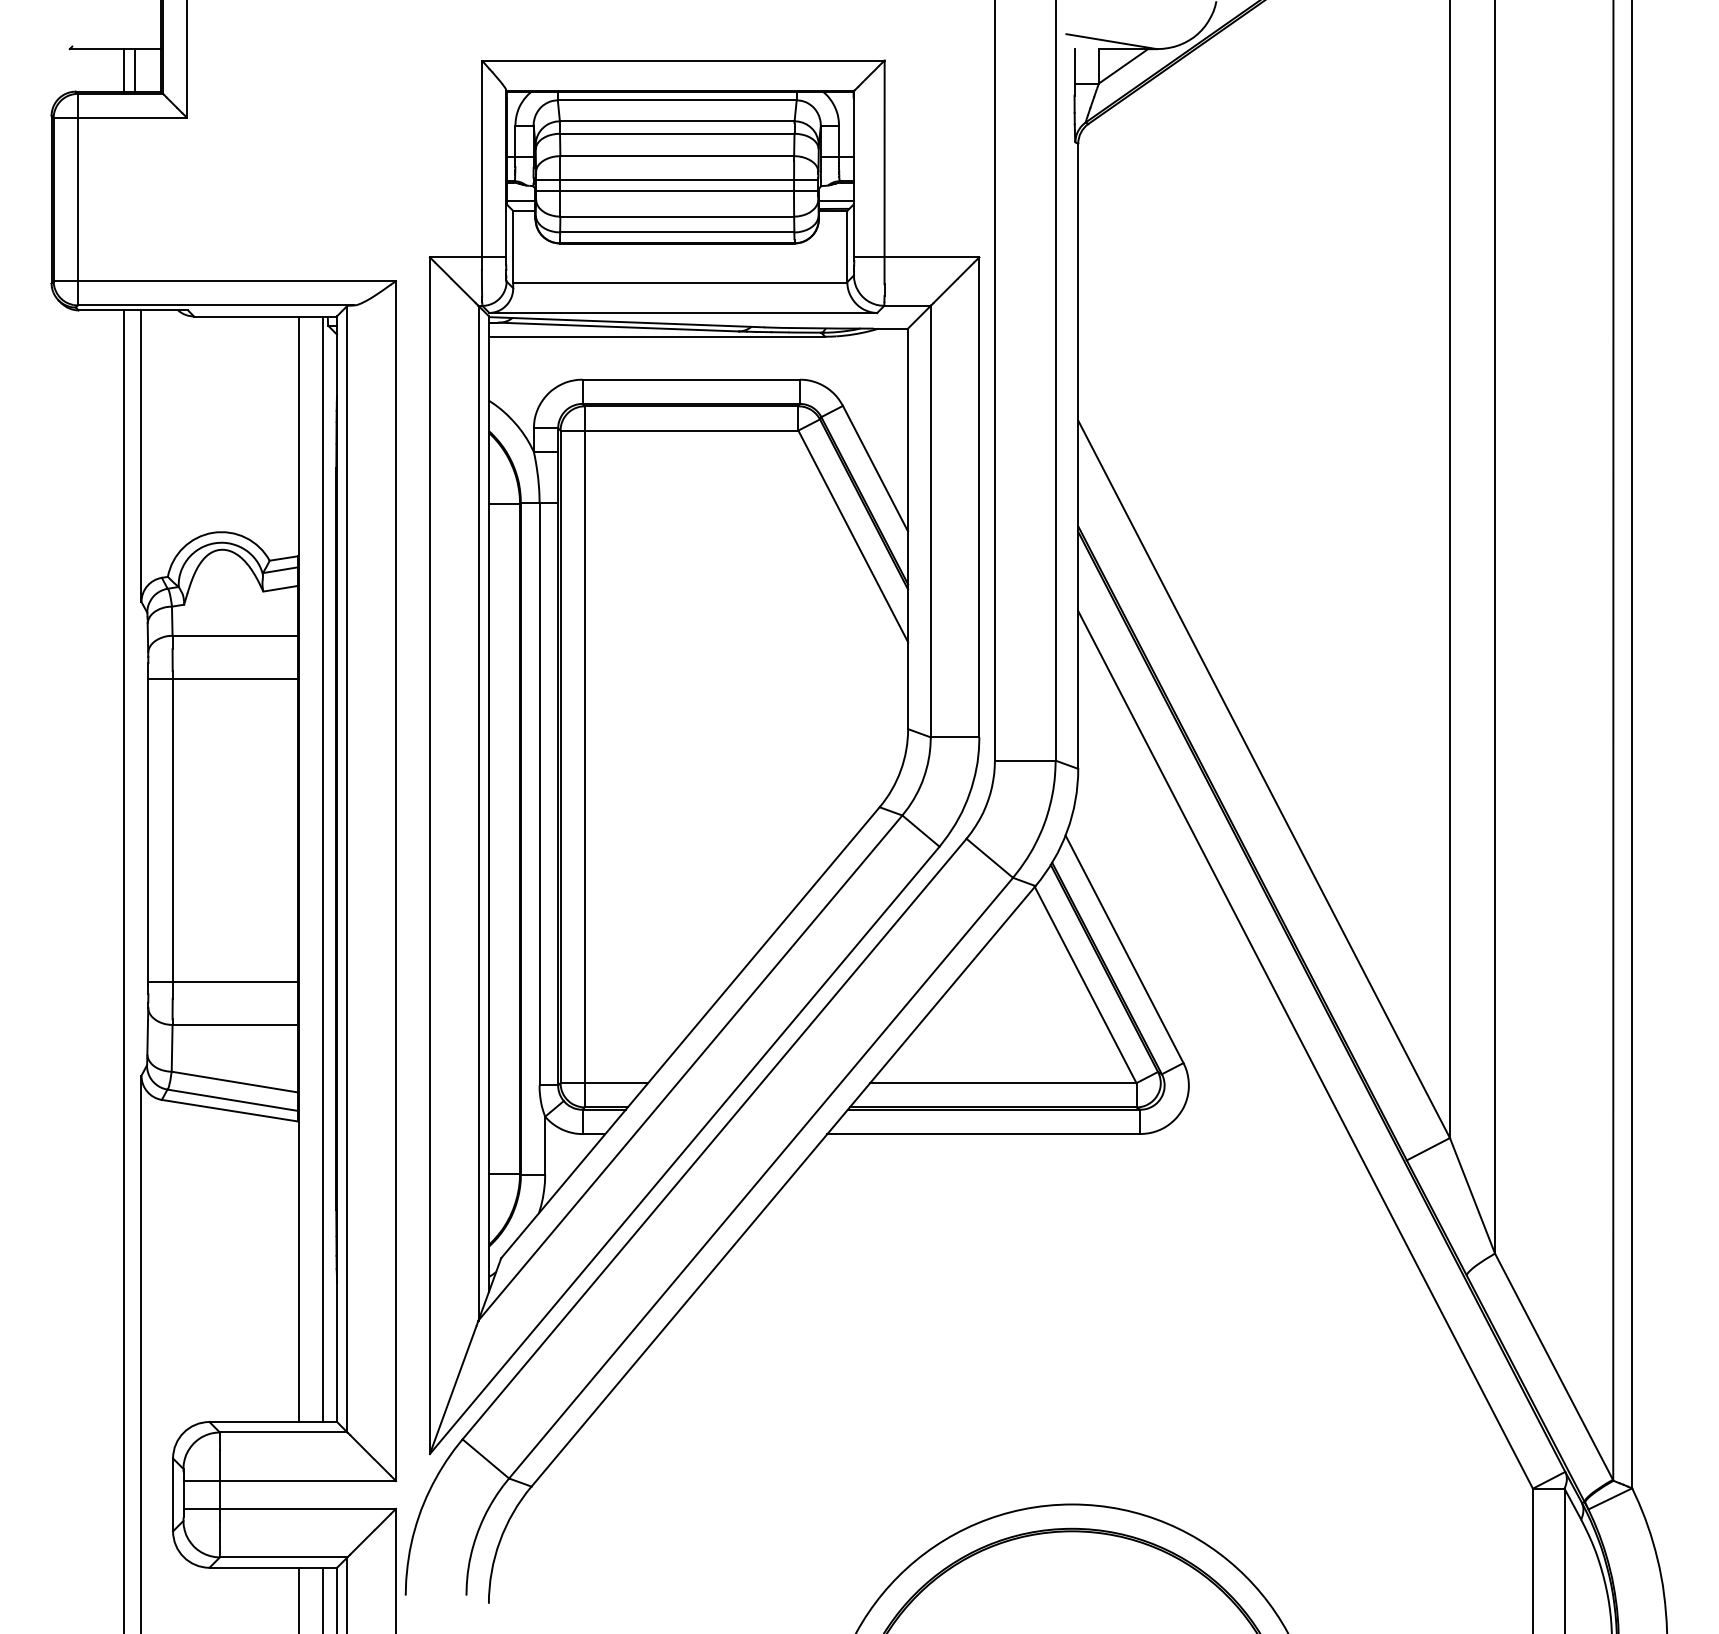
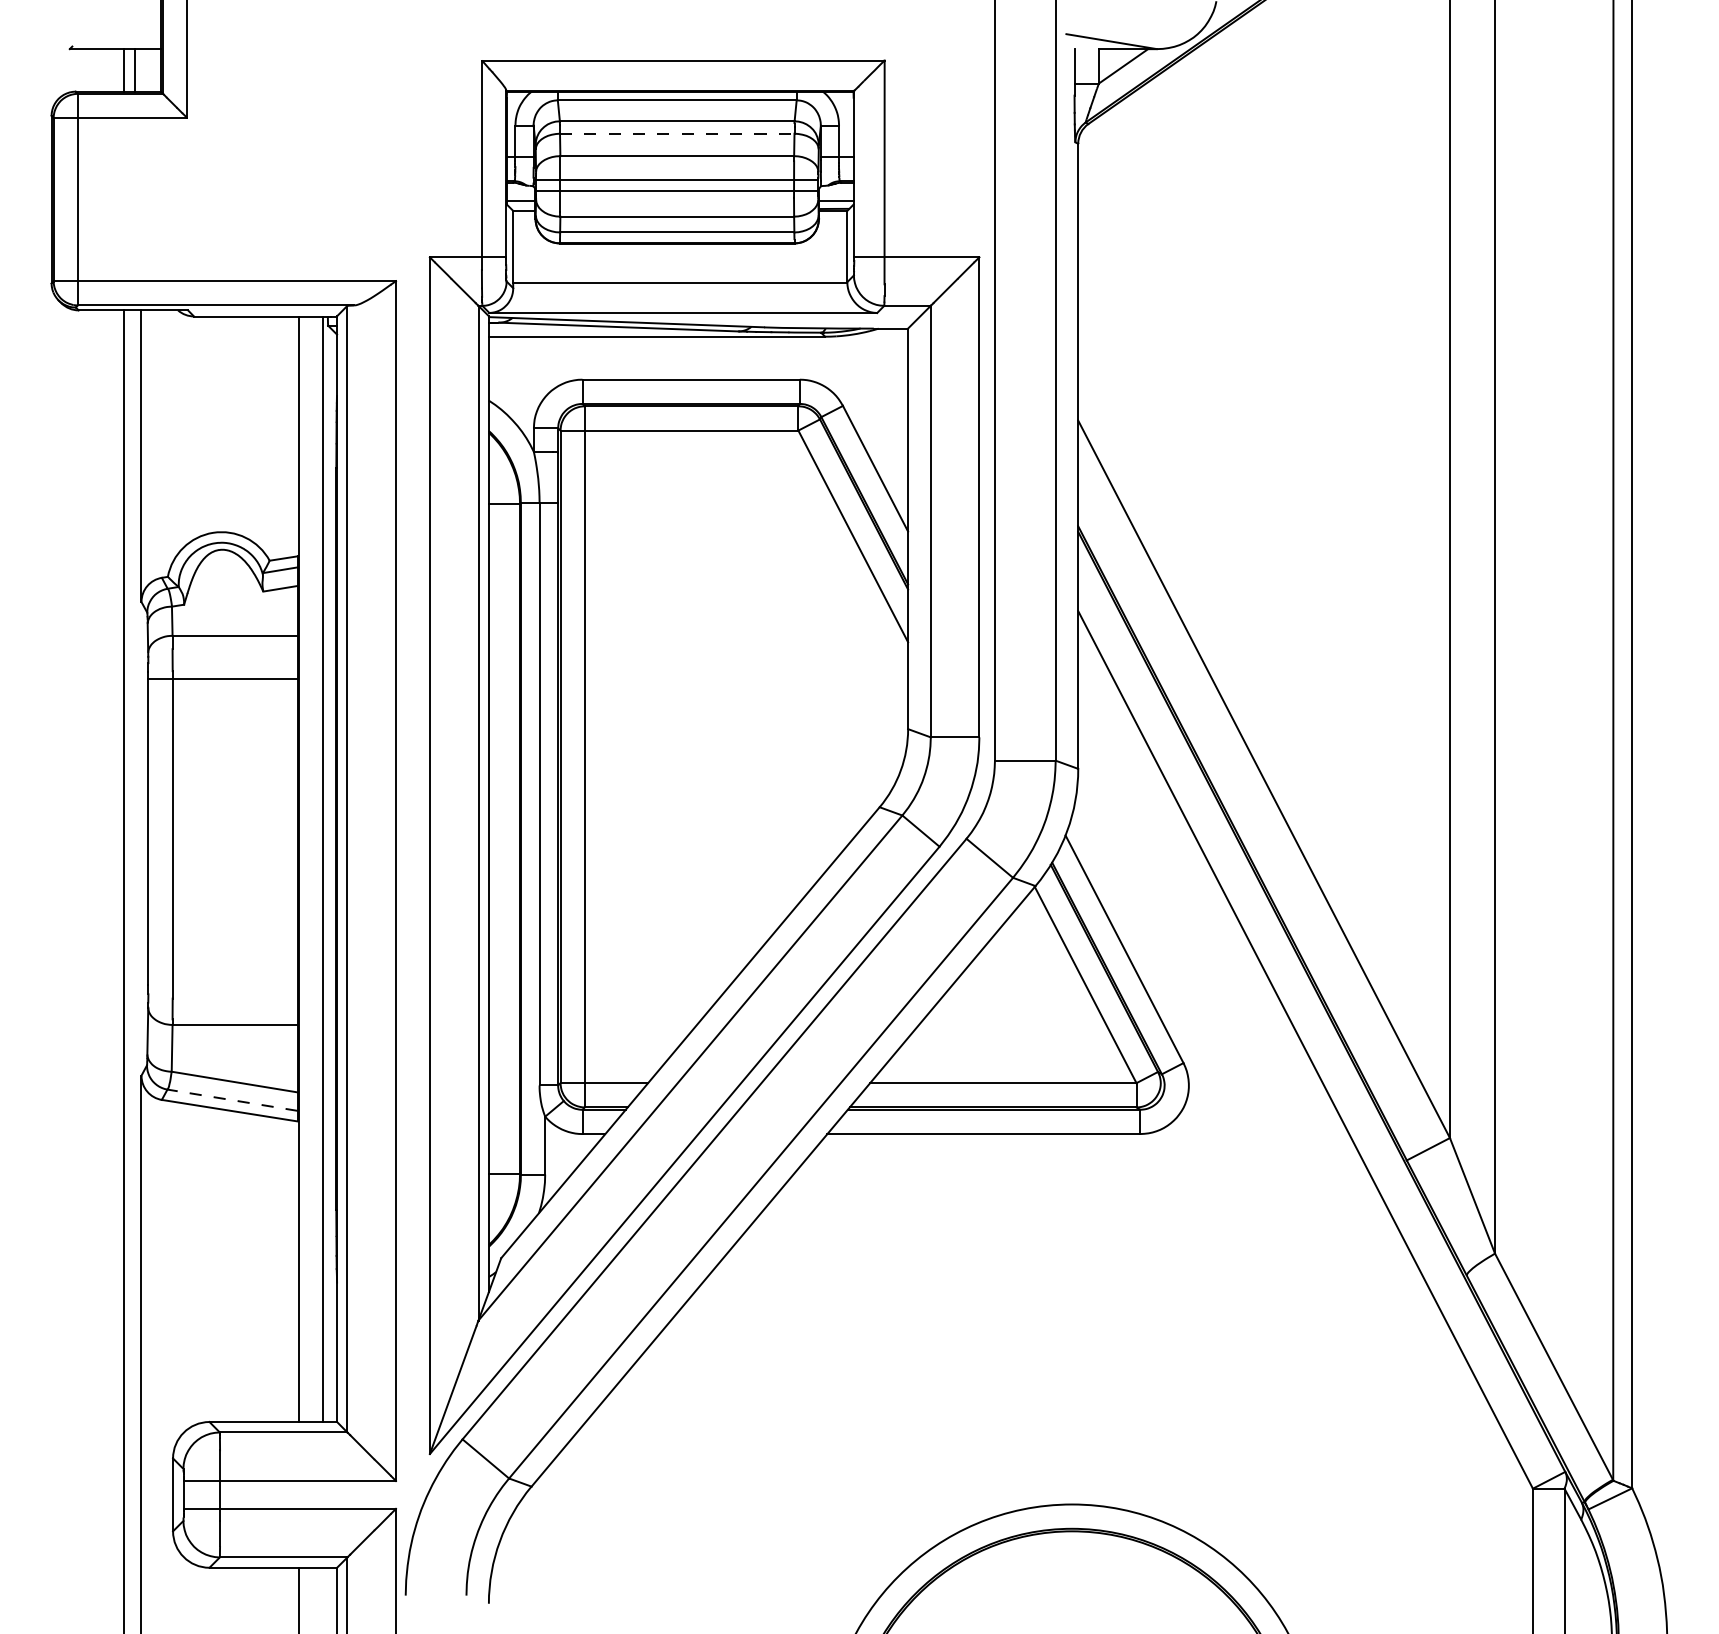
line: solid -> dashed (677, 133)
line: present -> none (222, 981)
line: solid -> dashed (232, 1100)
line: present -> none (323, 1598)
